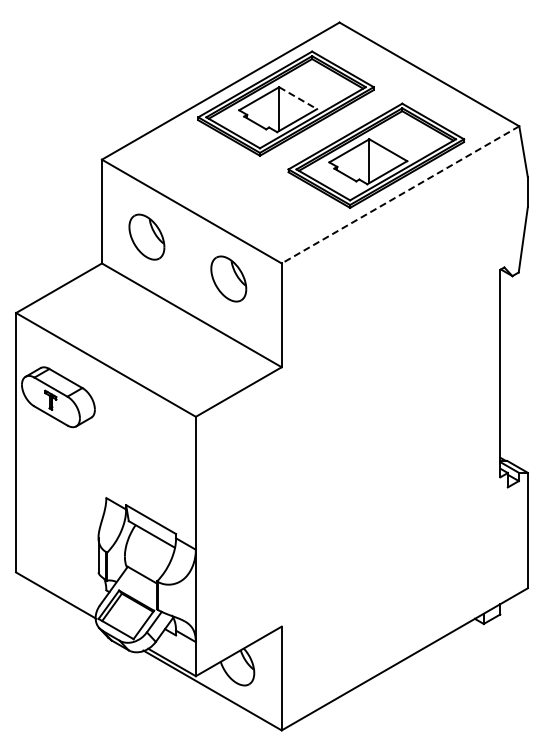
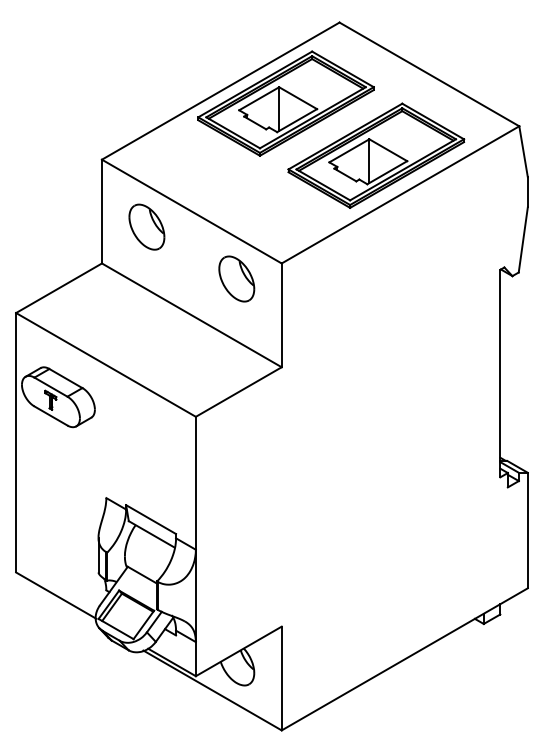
line: dashed -> solid (298, 98)
line: dashed -> solid (400, 195)
part position: (146, 236) -> (146, 226) (146, 226)
part position: (228, 278) -> (236, 278) (236, 278)
